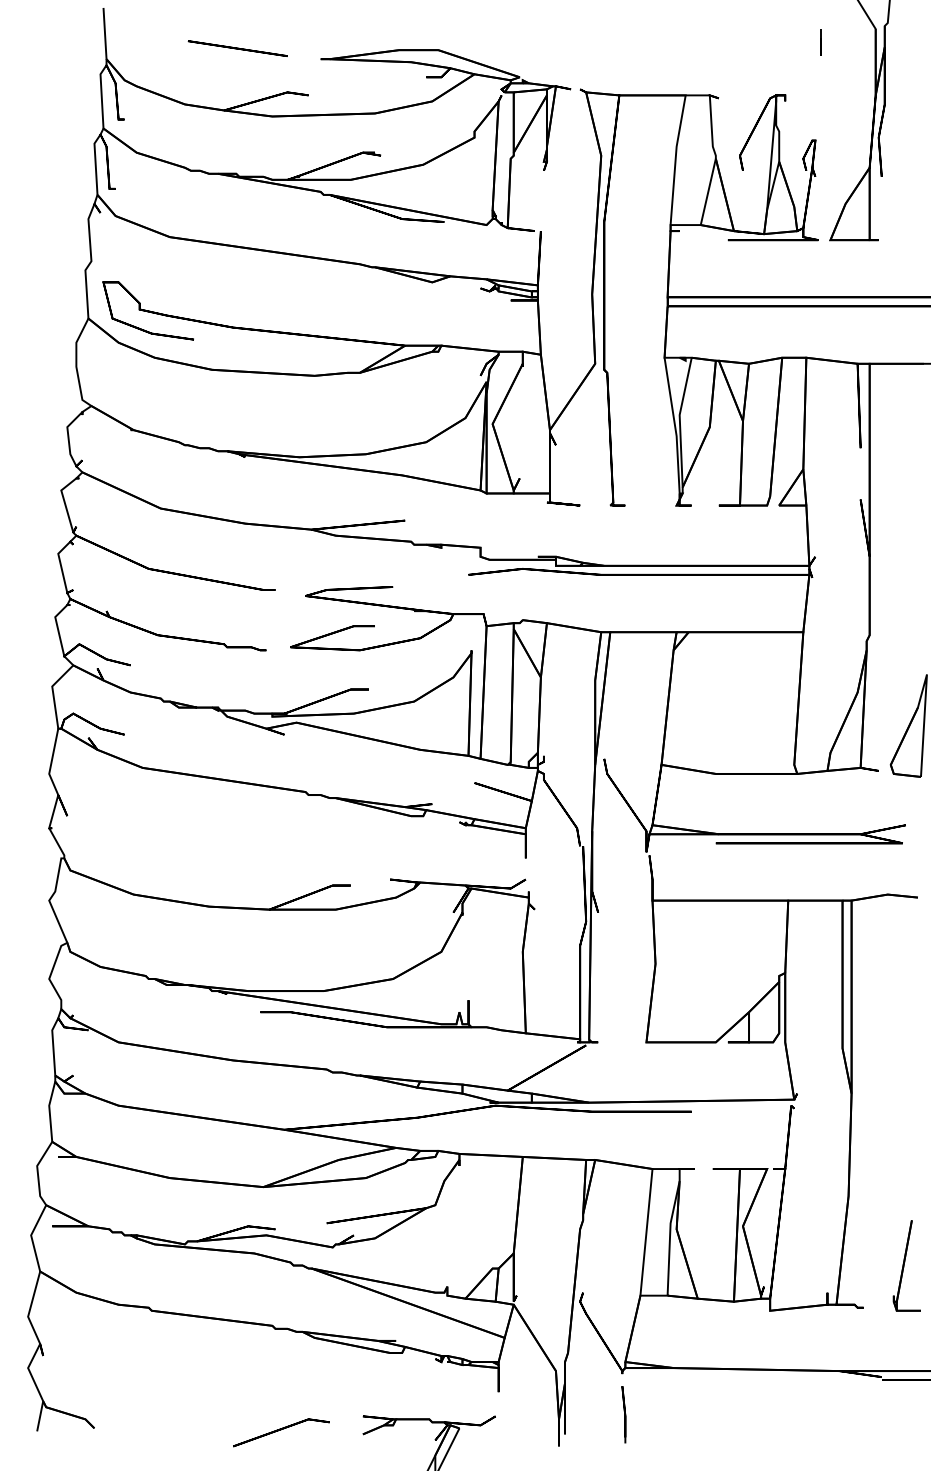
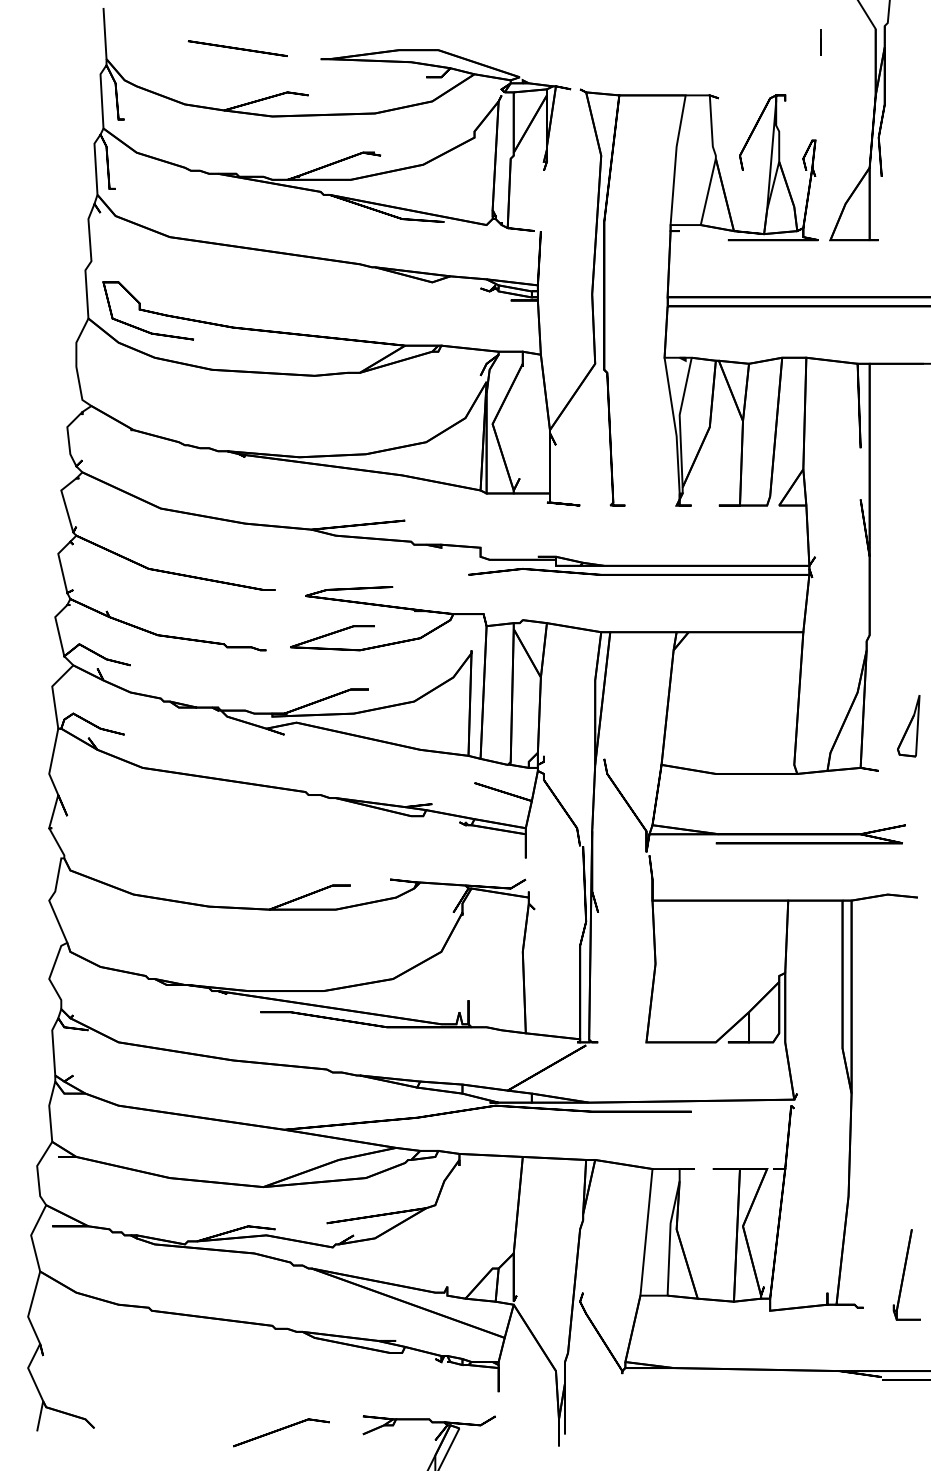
part size: 39x104 px -> 24x63 px (908, 726)
part position: (906, 1265) -> (906, 1274) (906, 1274)
line: present -> none (624, 1414)
